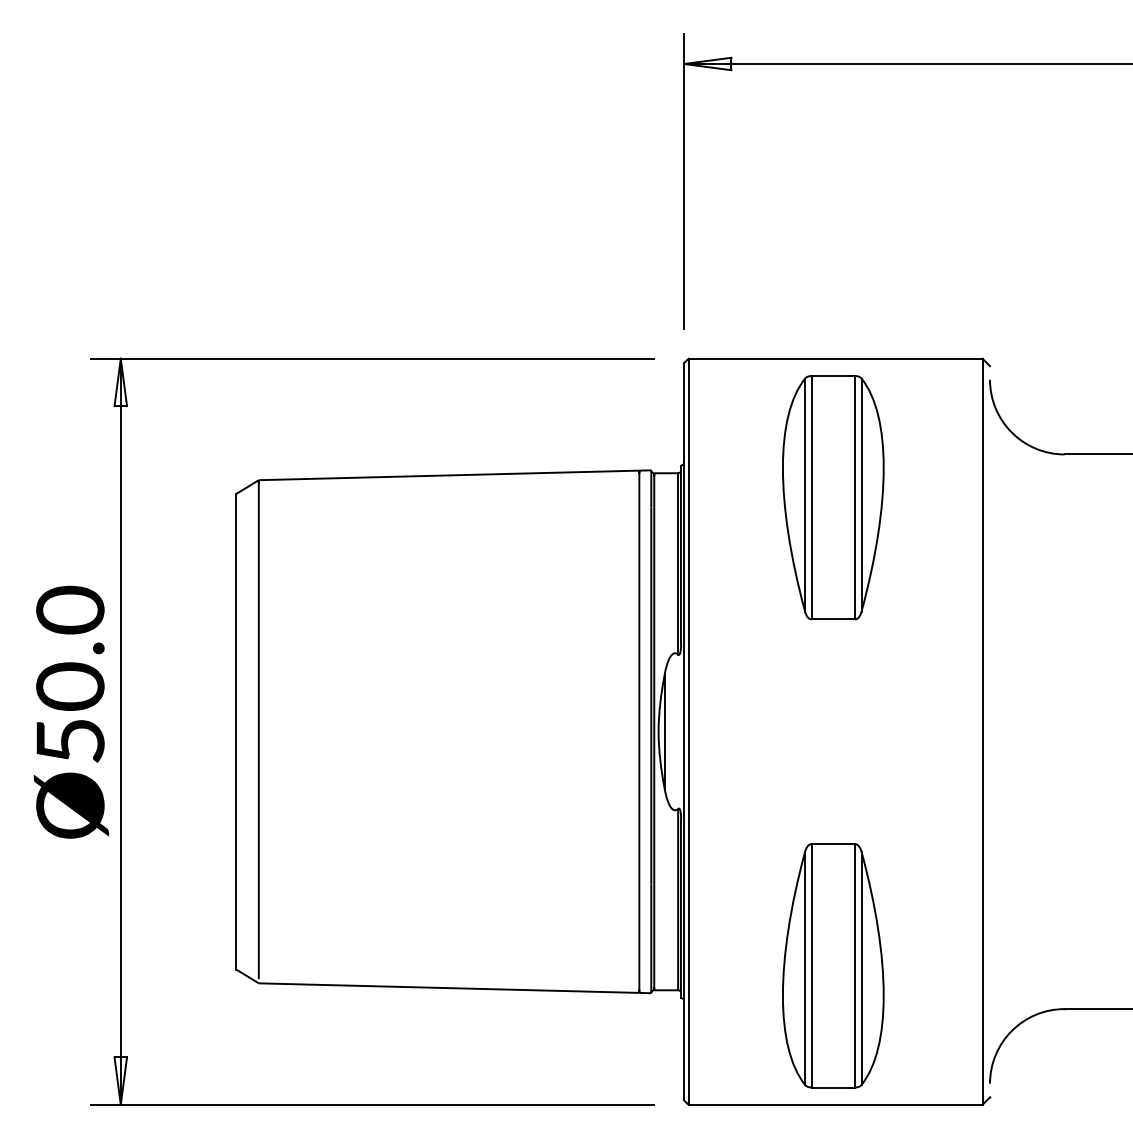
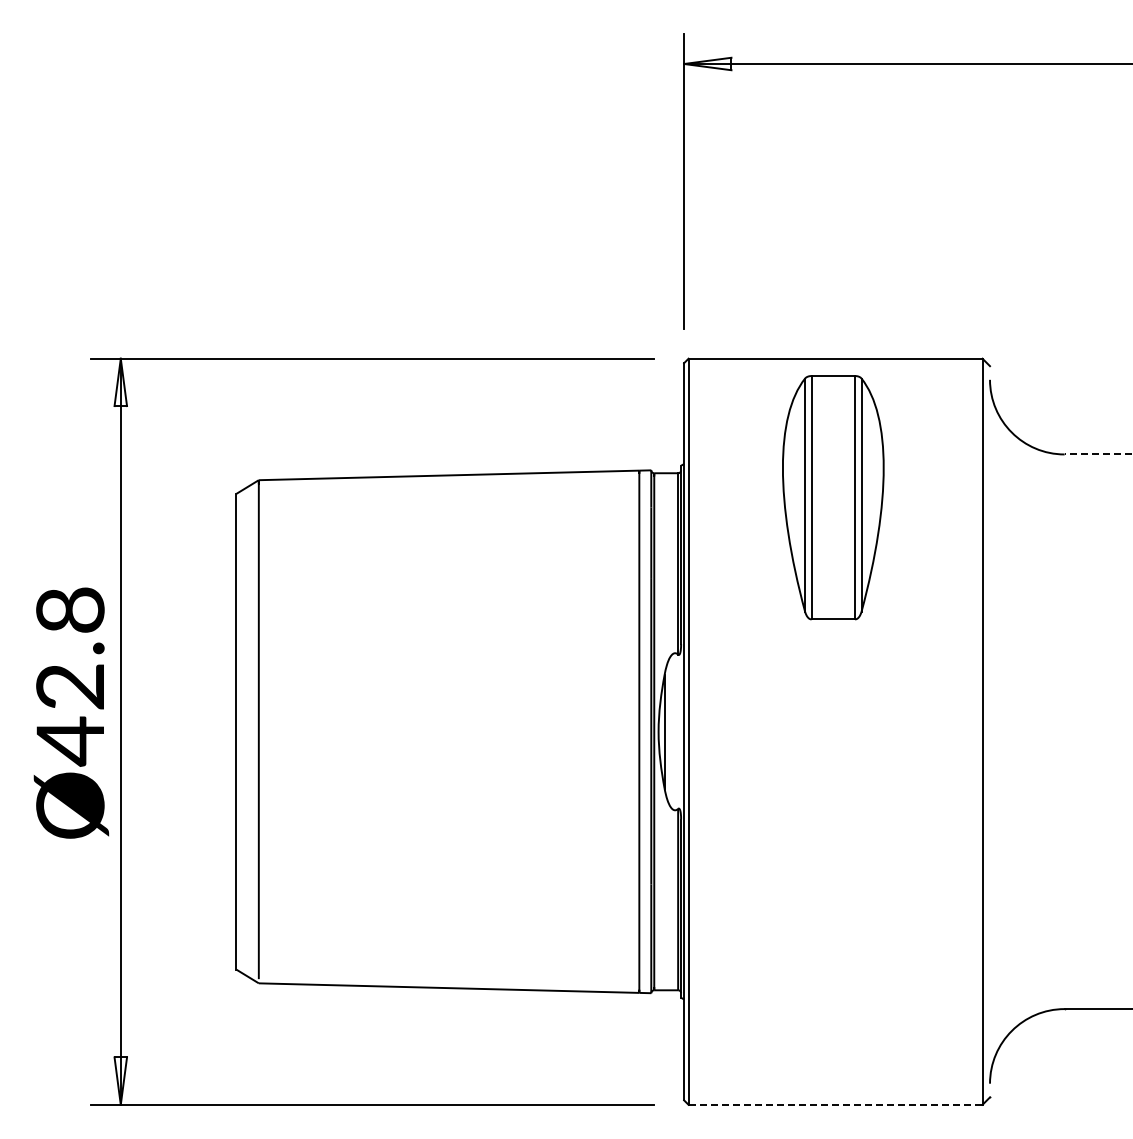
line: solid -> dashed (1098, 454)
text: Ø50.0 -> Ø42.8 (70, 675)
part: present -> none (833, 965)
line: solid -> dashed (835, 1104)
